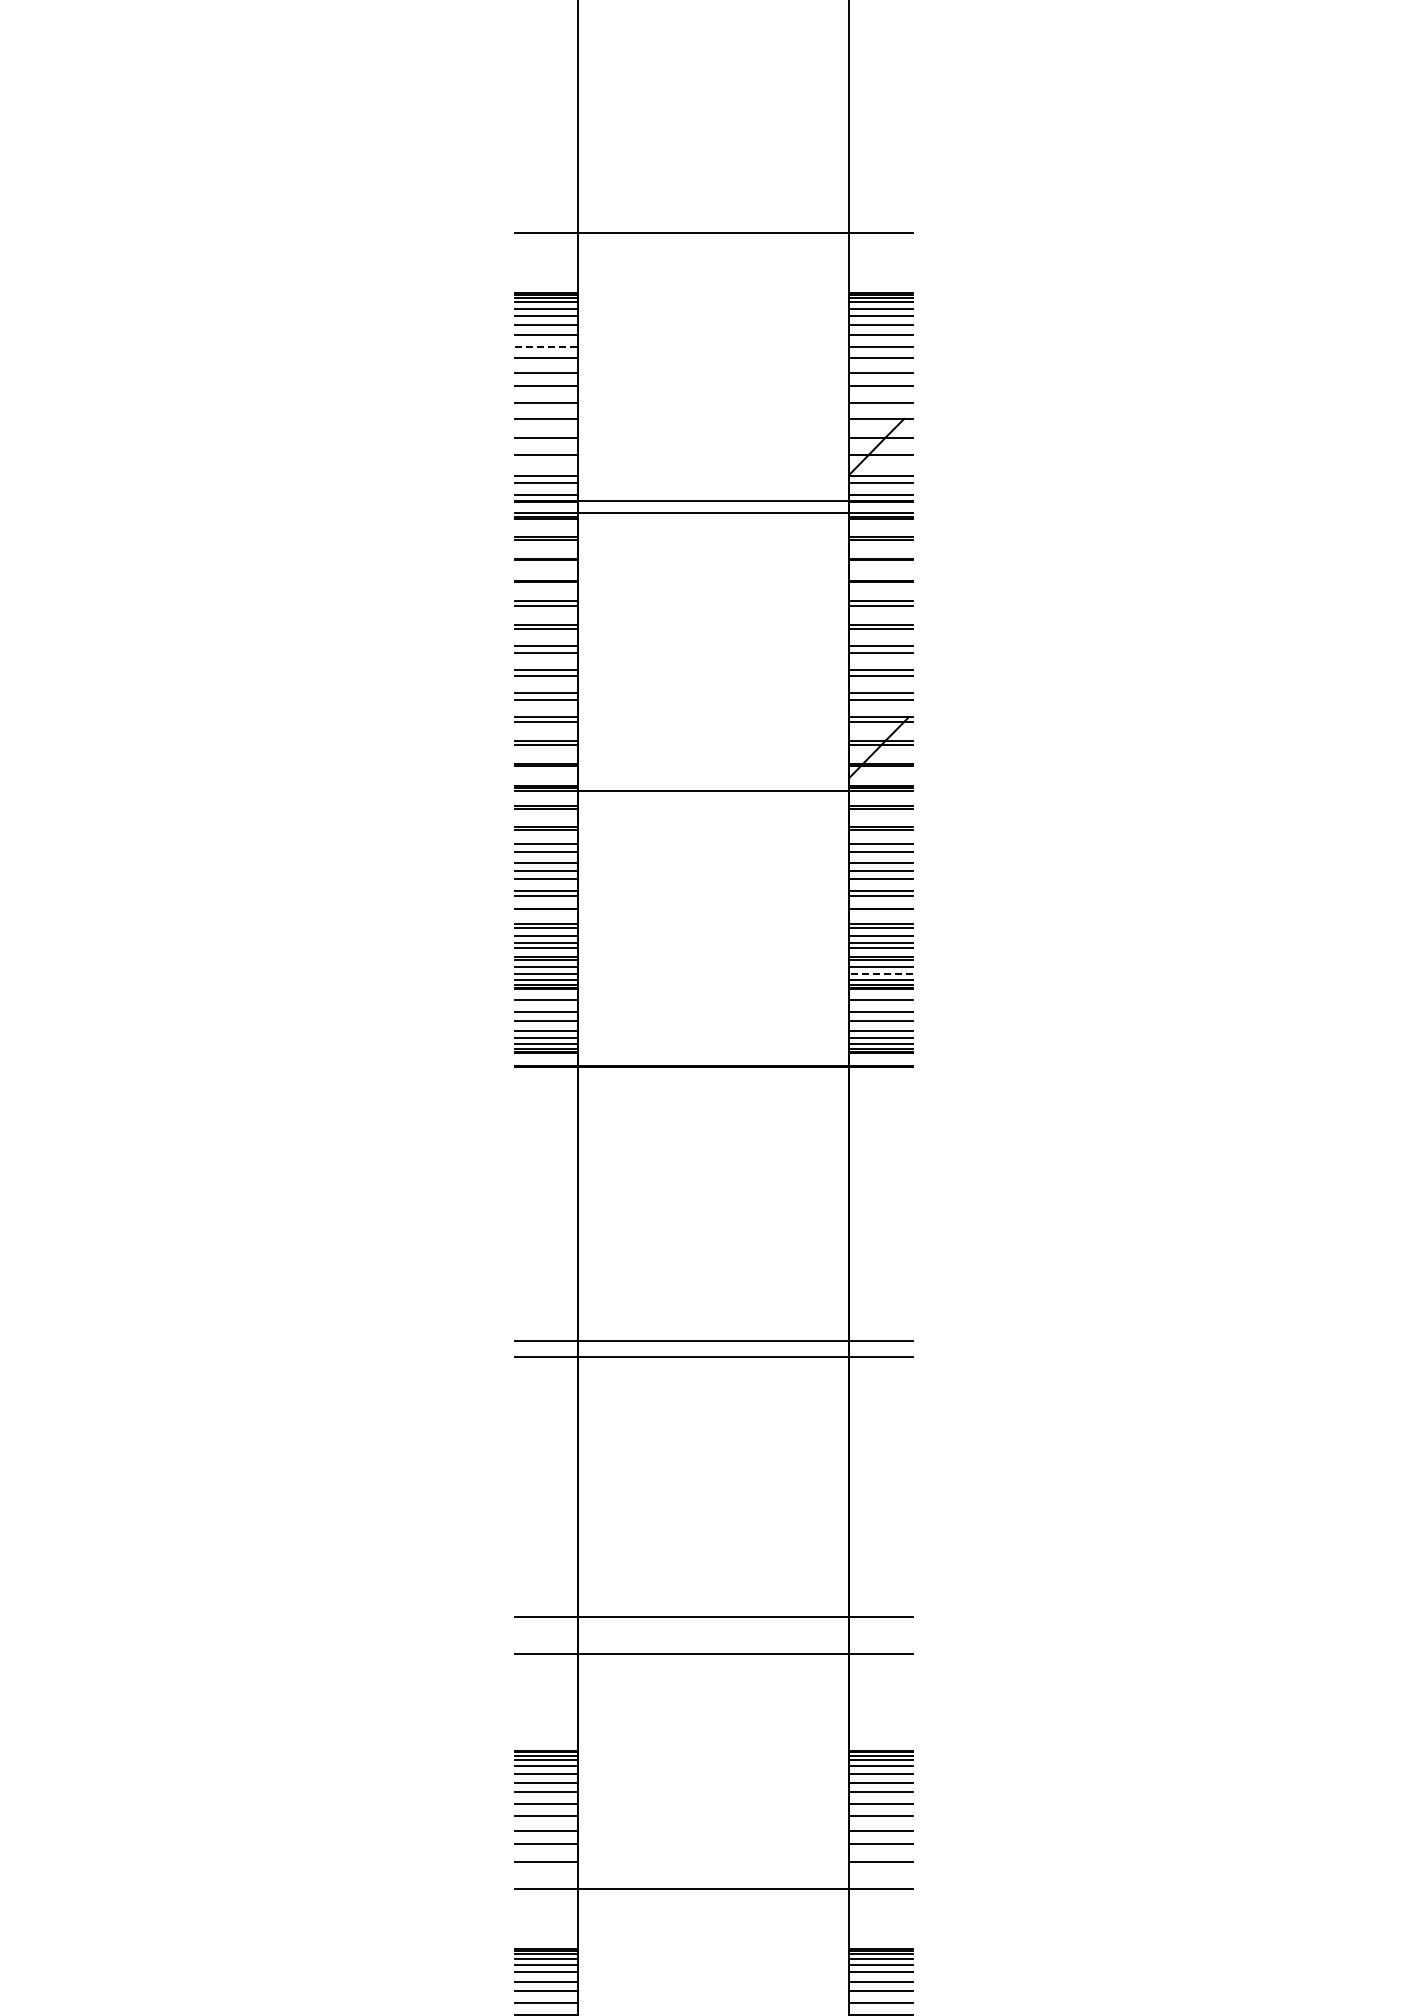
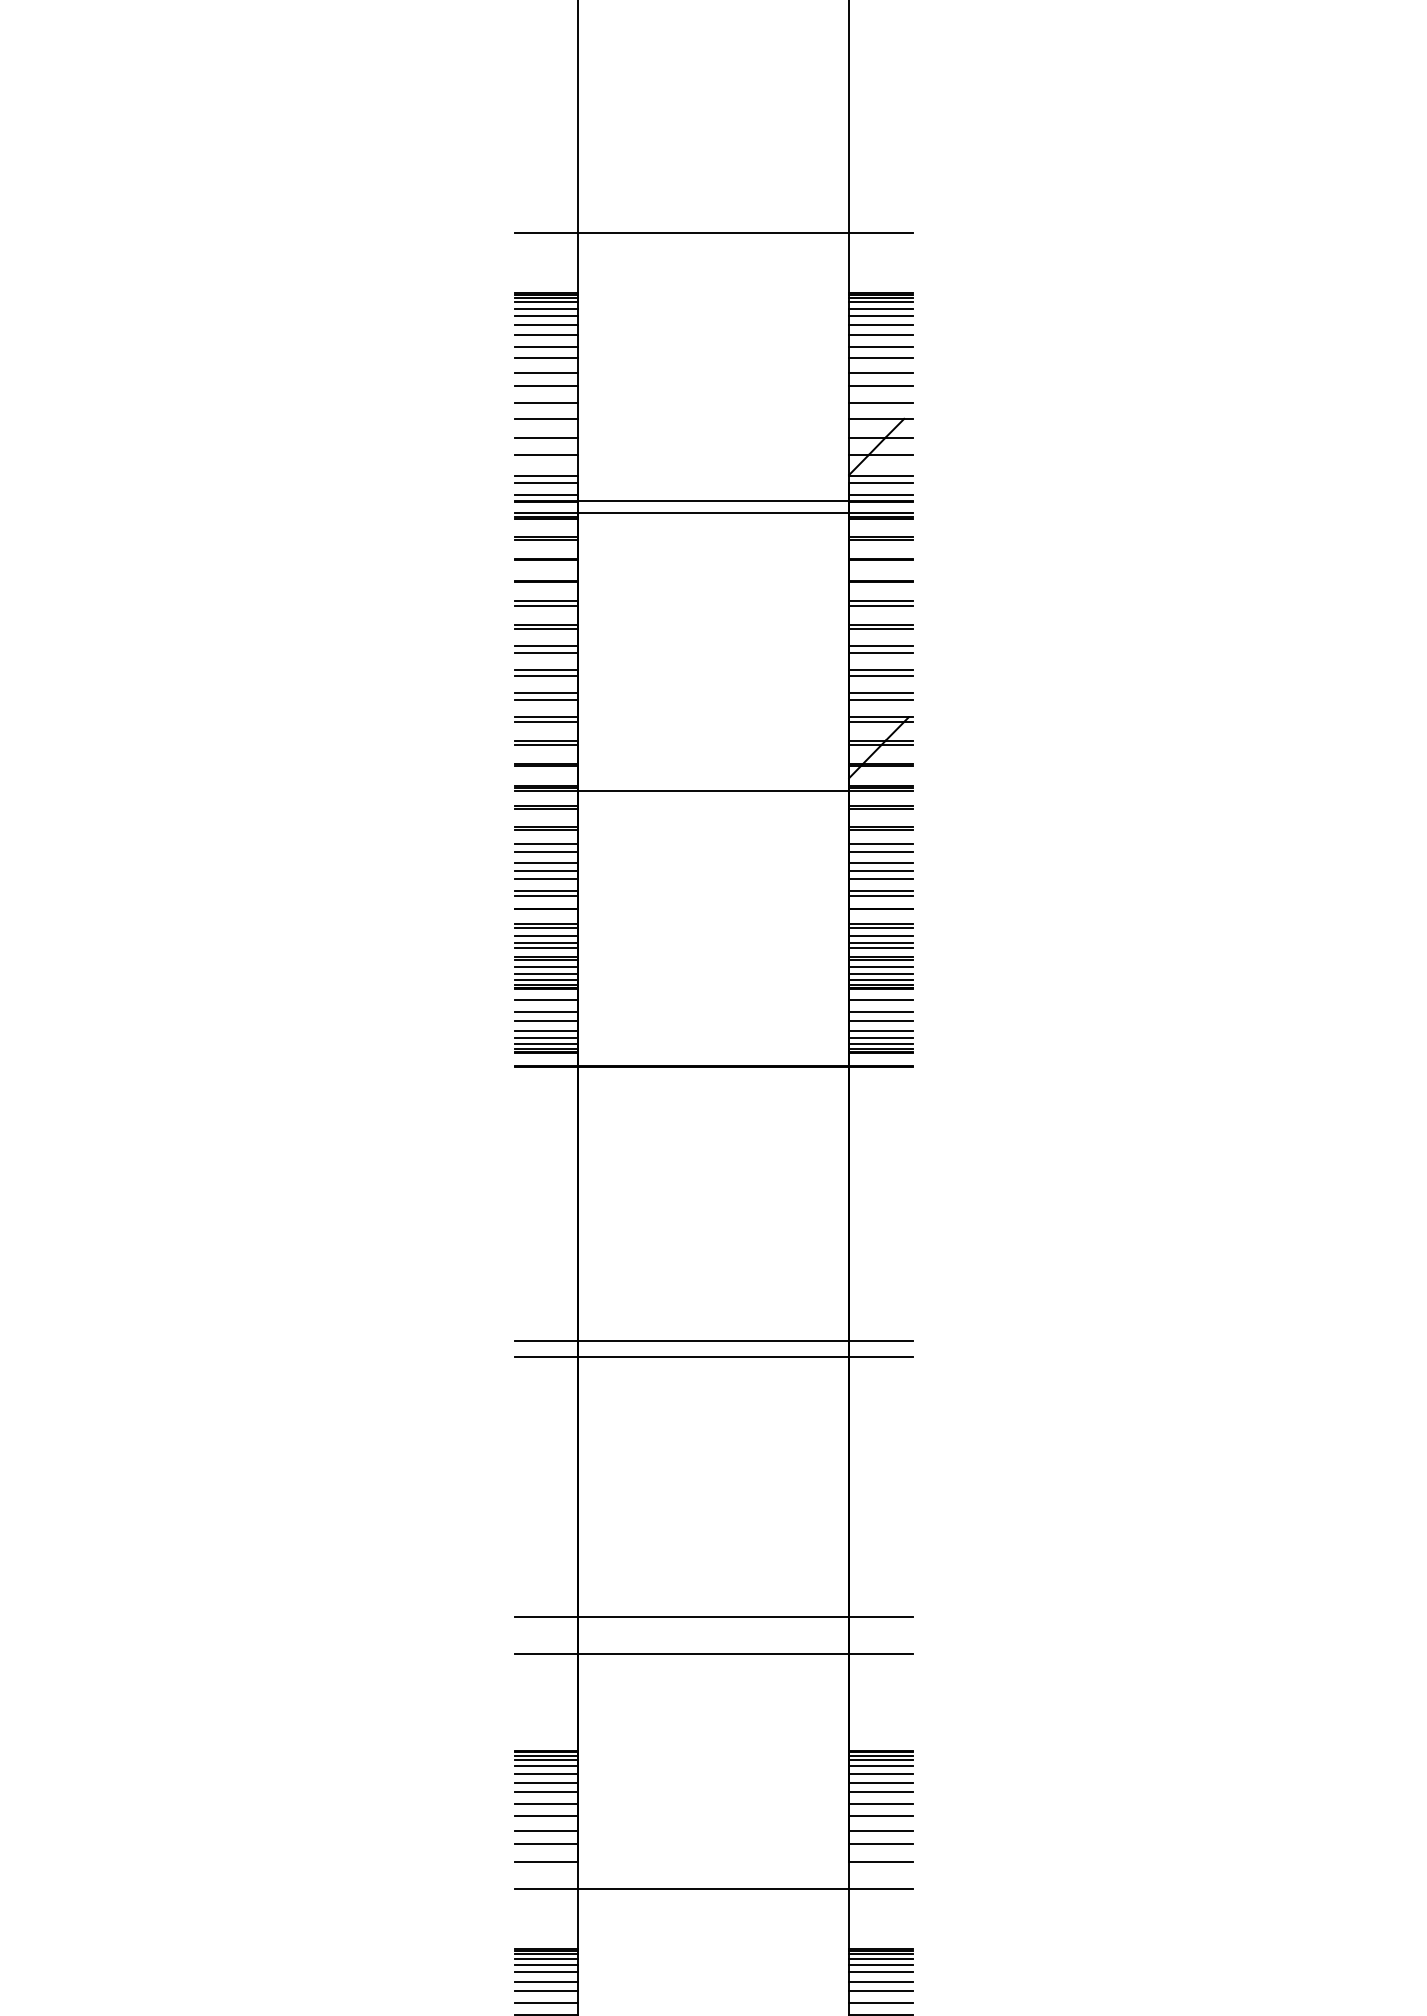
line: dashed -> solid (546, 346)
line: dashed -> solid (880, 973)
